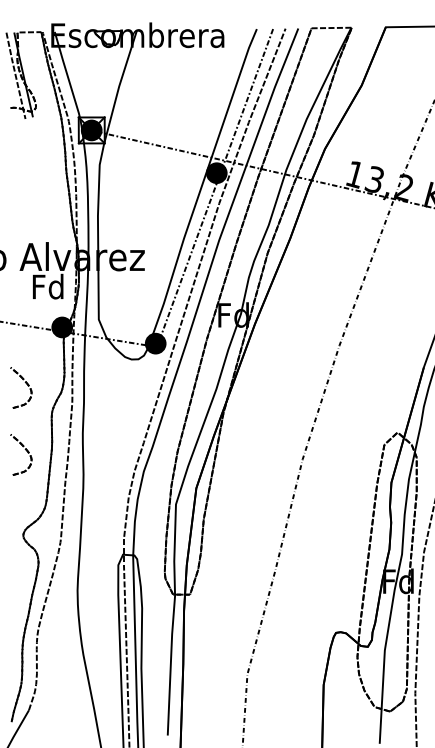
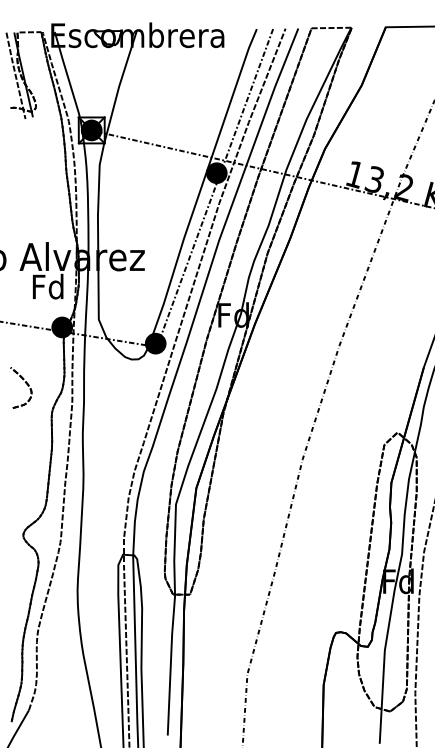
part: present -> none (21, 454)
